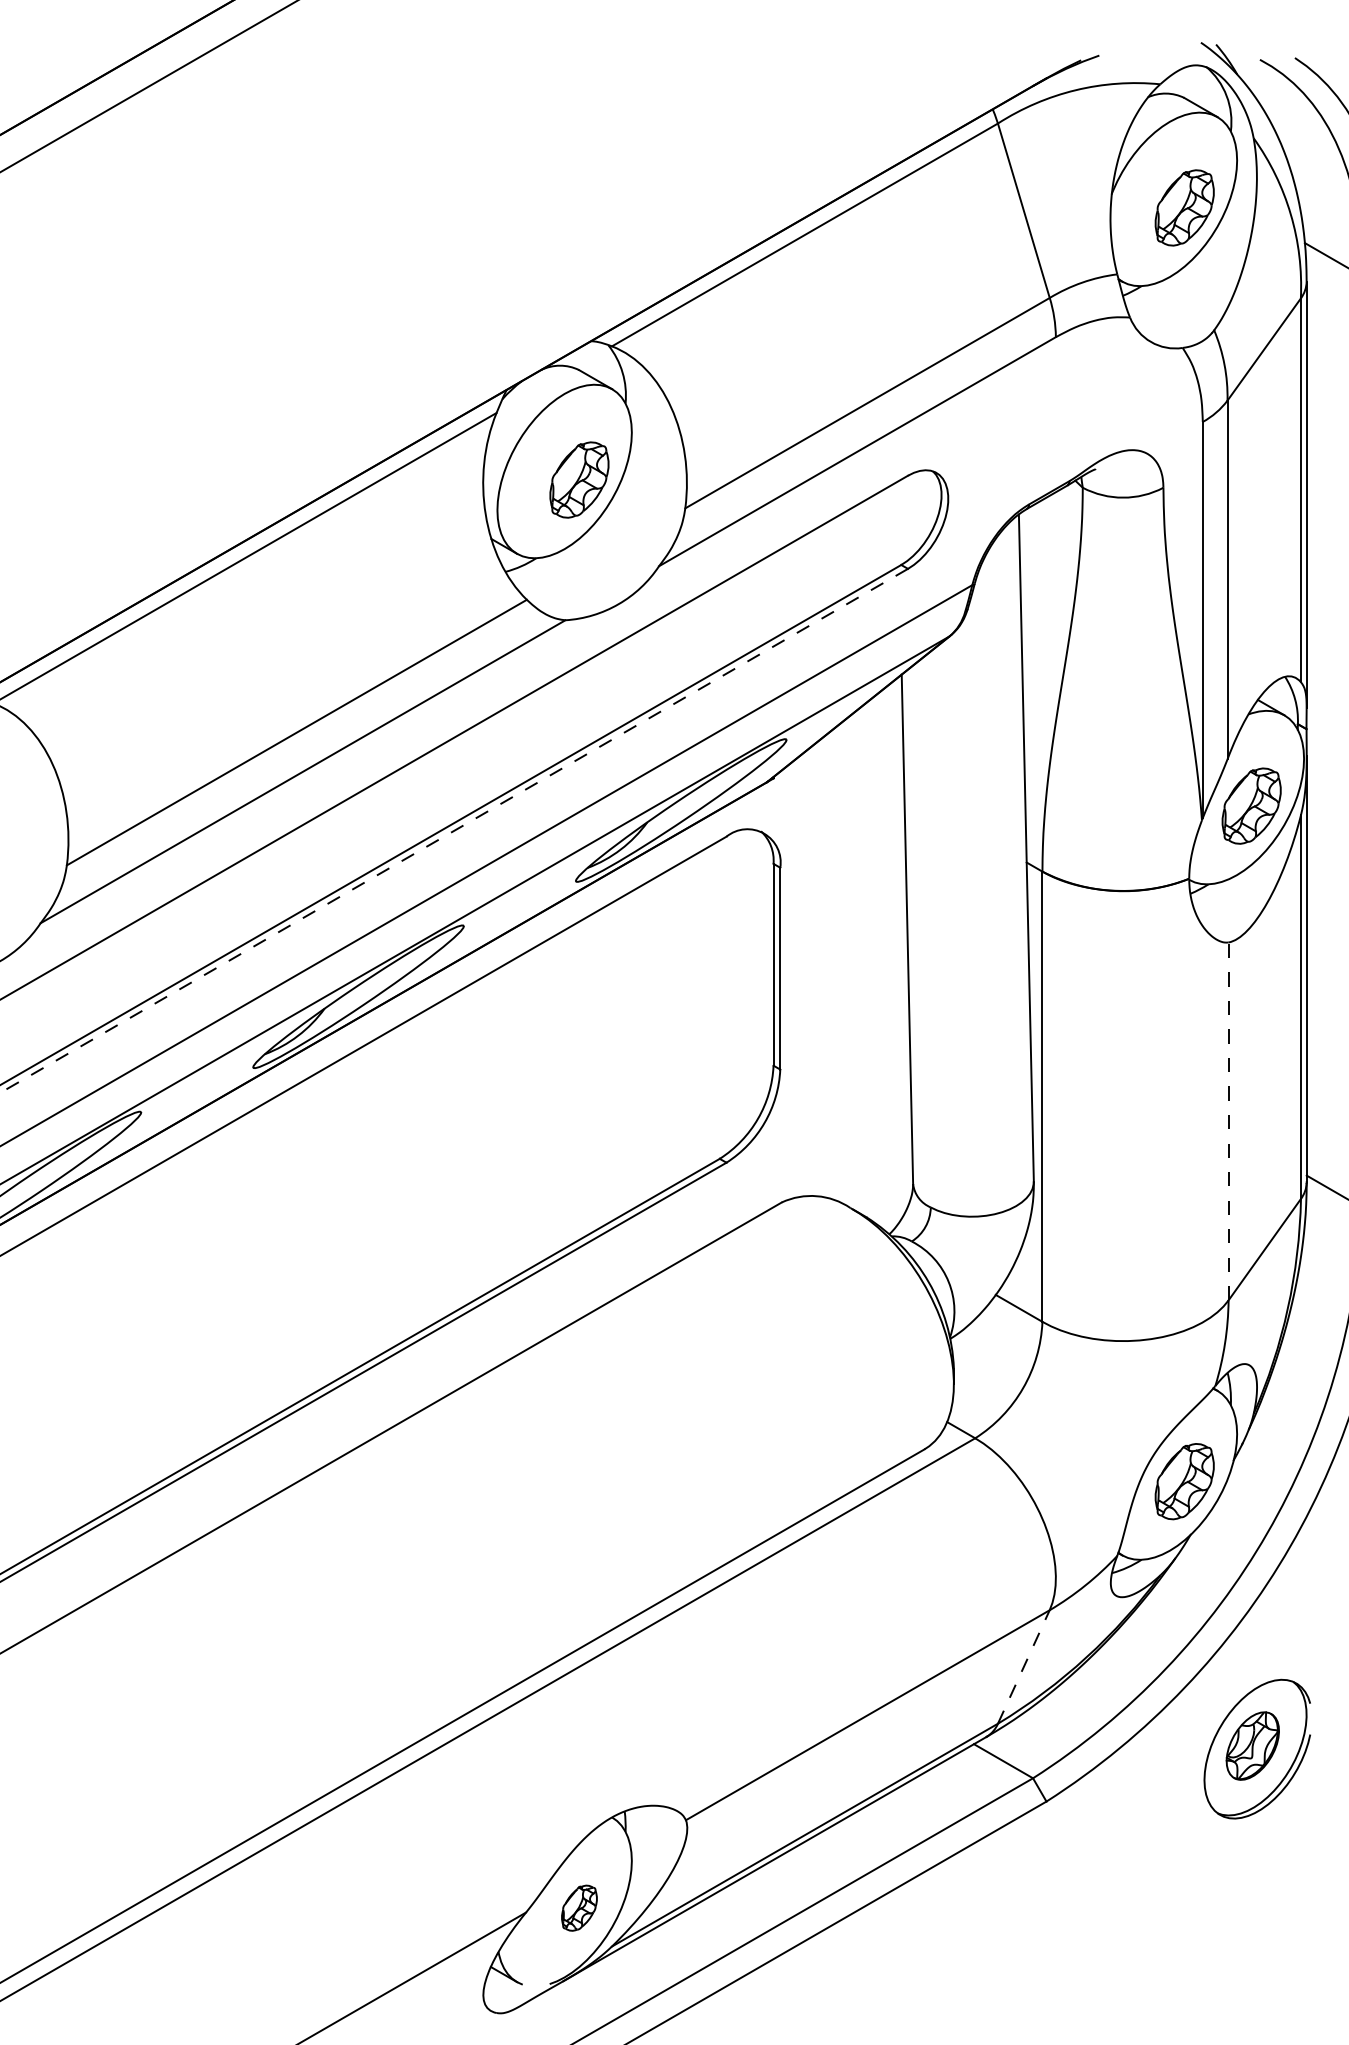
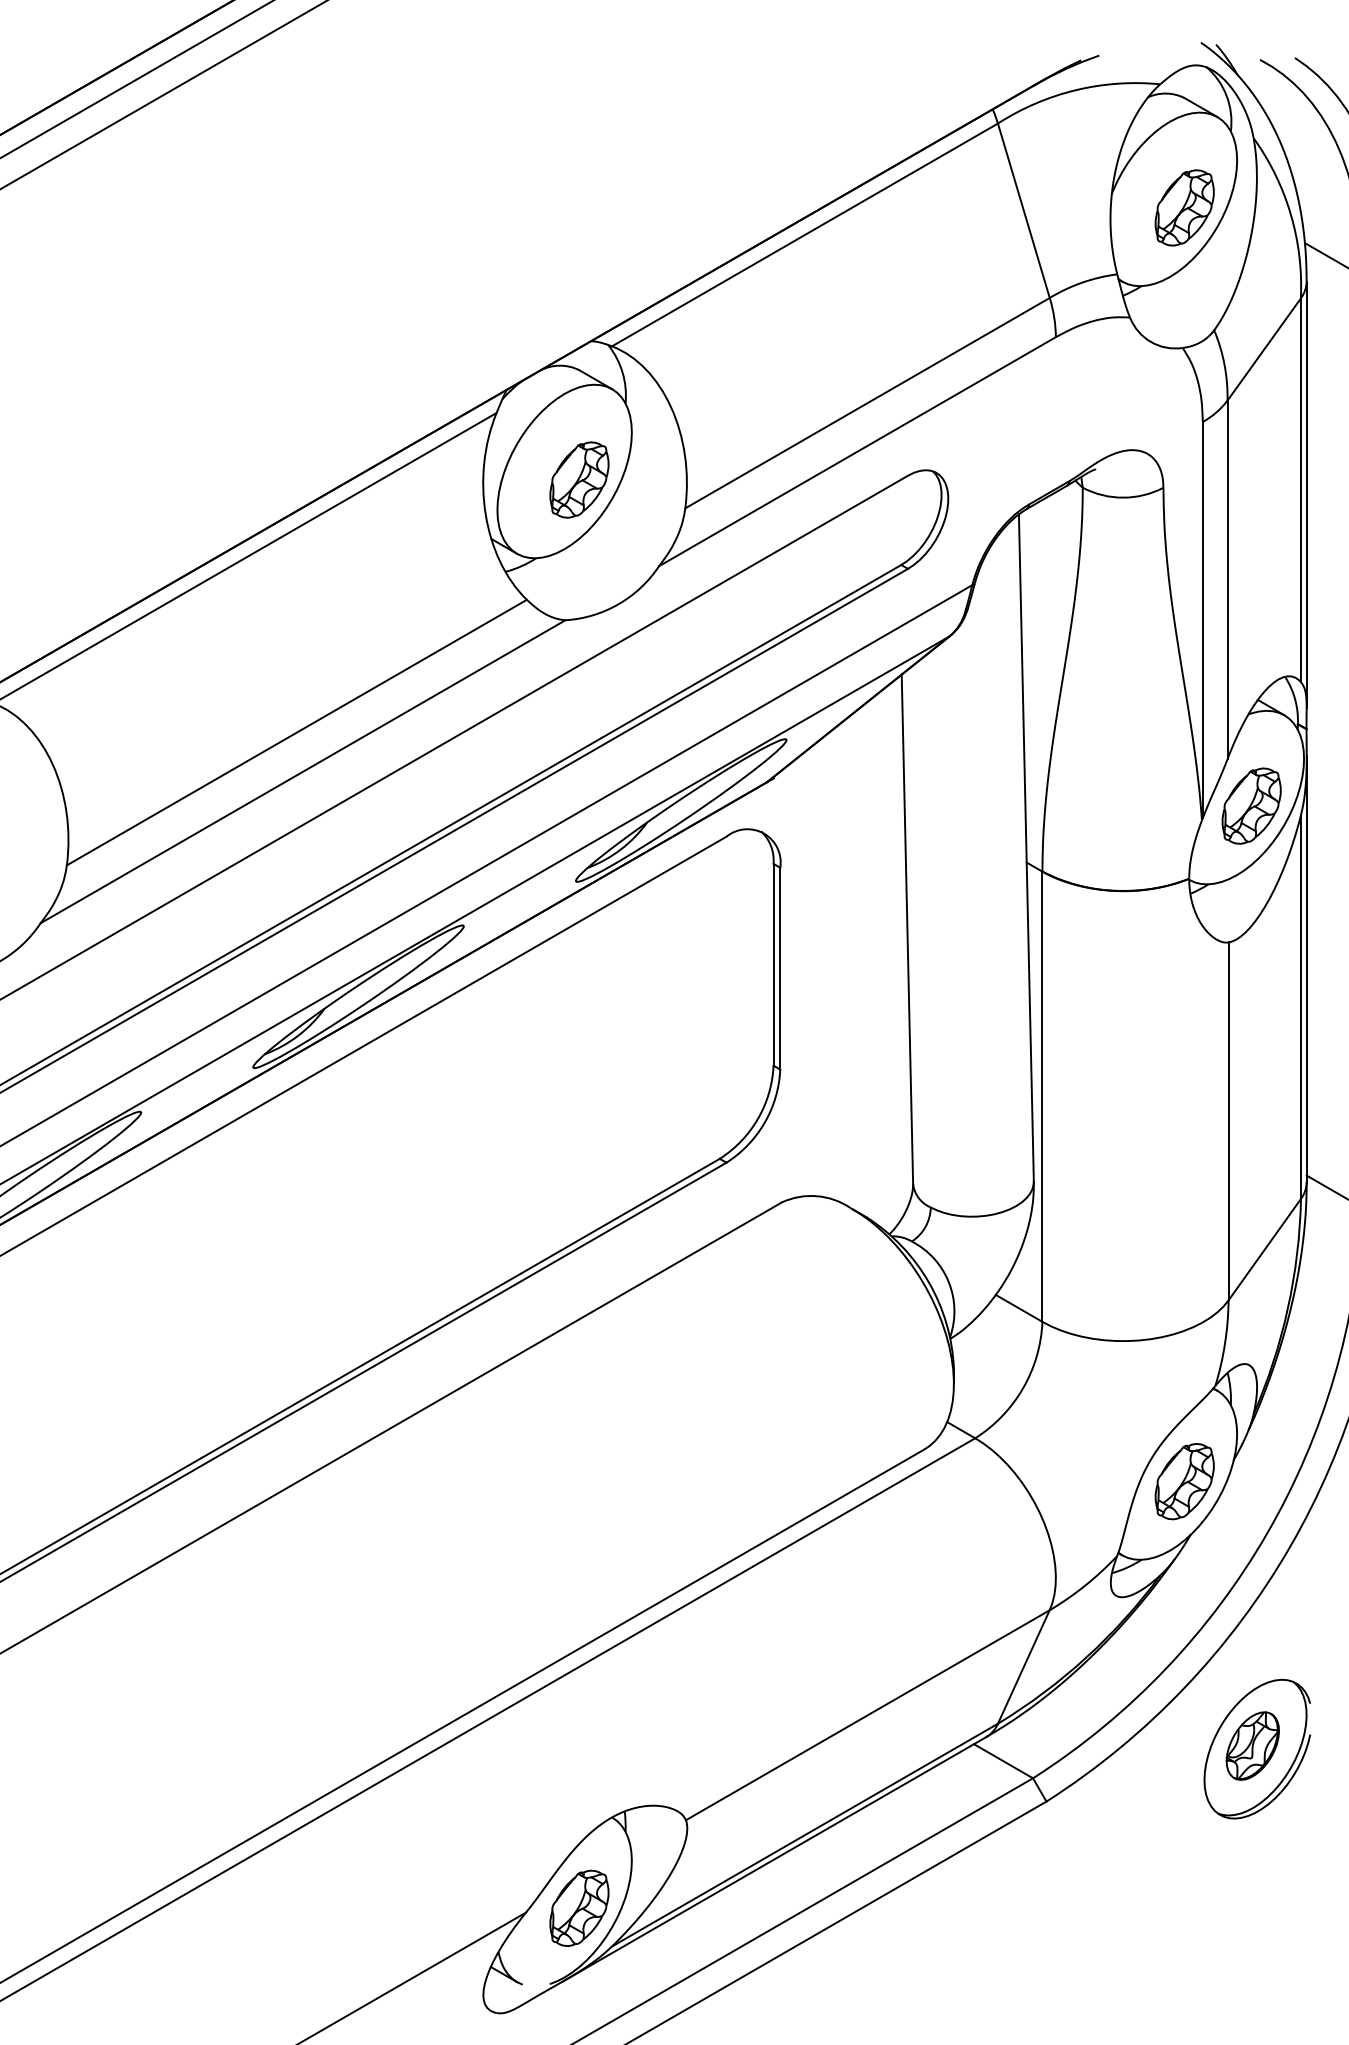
line: none -> present (136, 79)
line position: (148, 86) -> (163, 94) (163, 94)
line: dashed -> solid (453, 831)
line: dashed -> solid (1228, 1121)
line: dashed -> solid (1024, 1666)
part size: 37x48 px -> 61x78 px (579, 1907)
